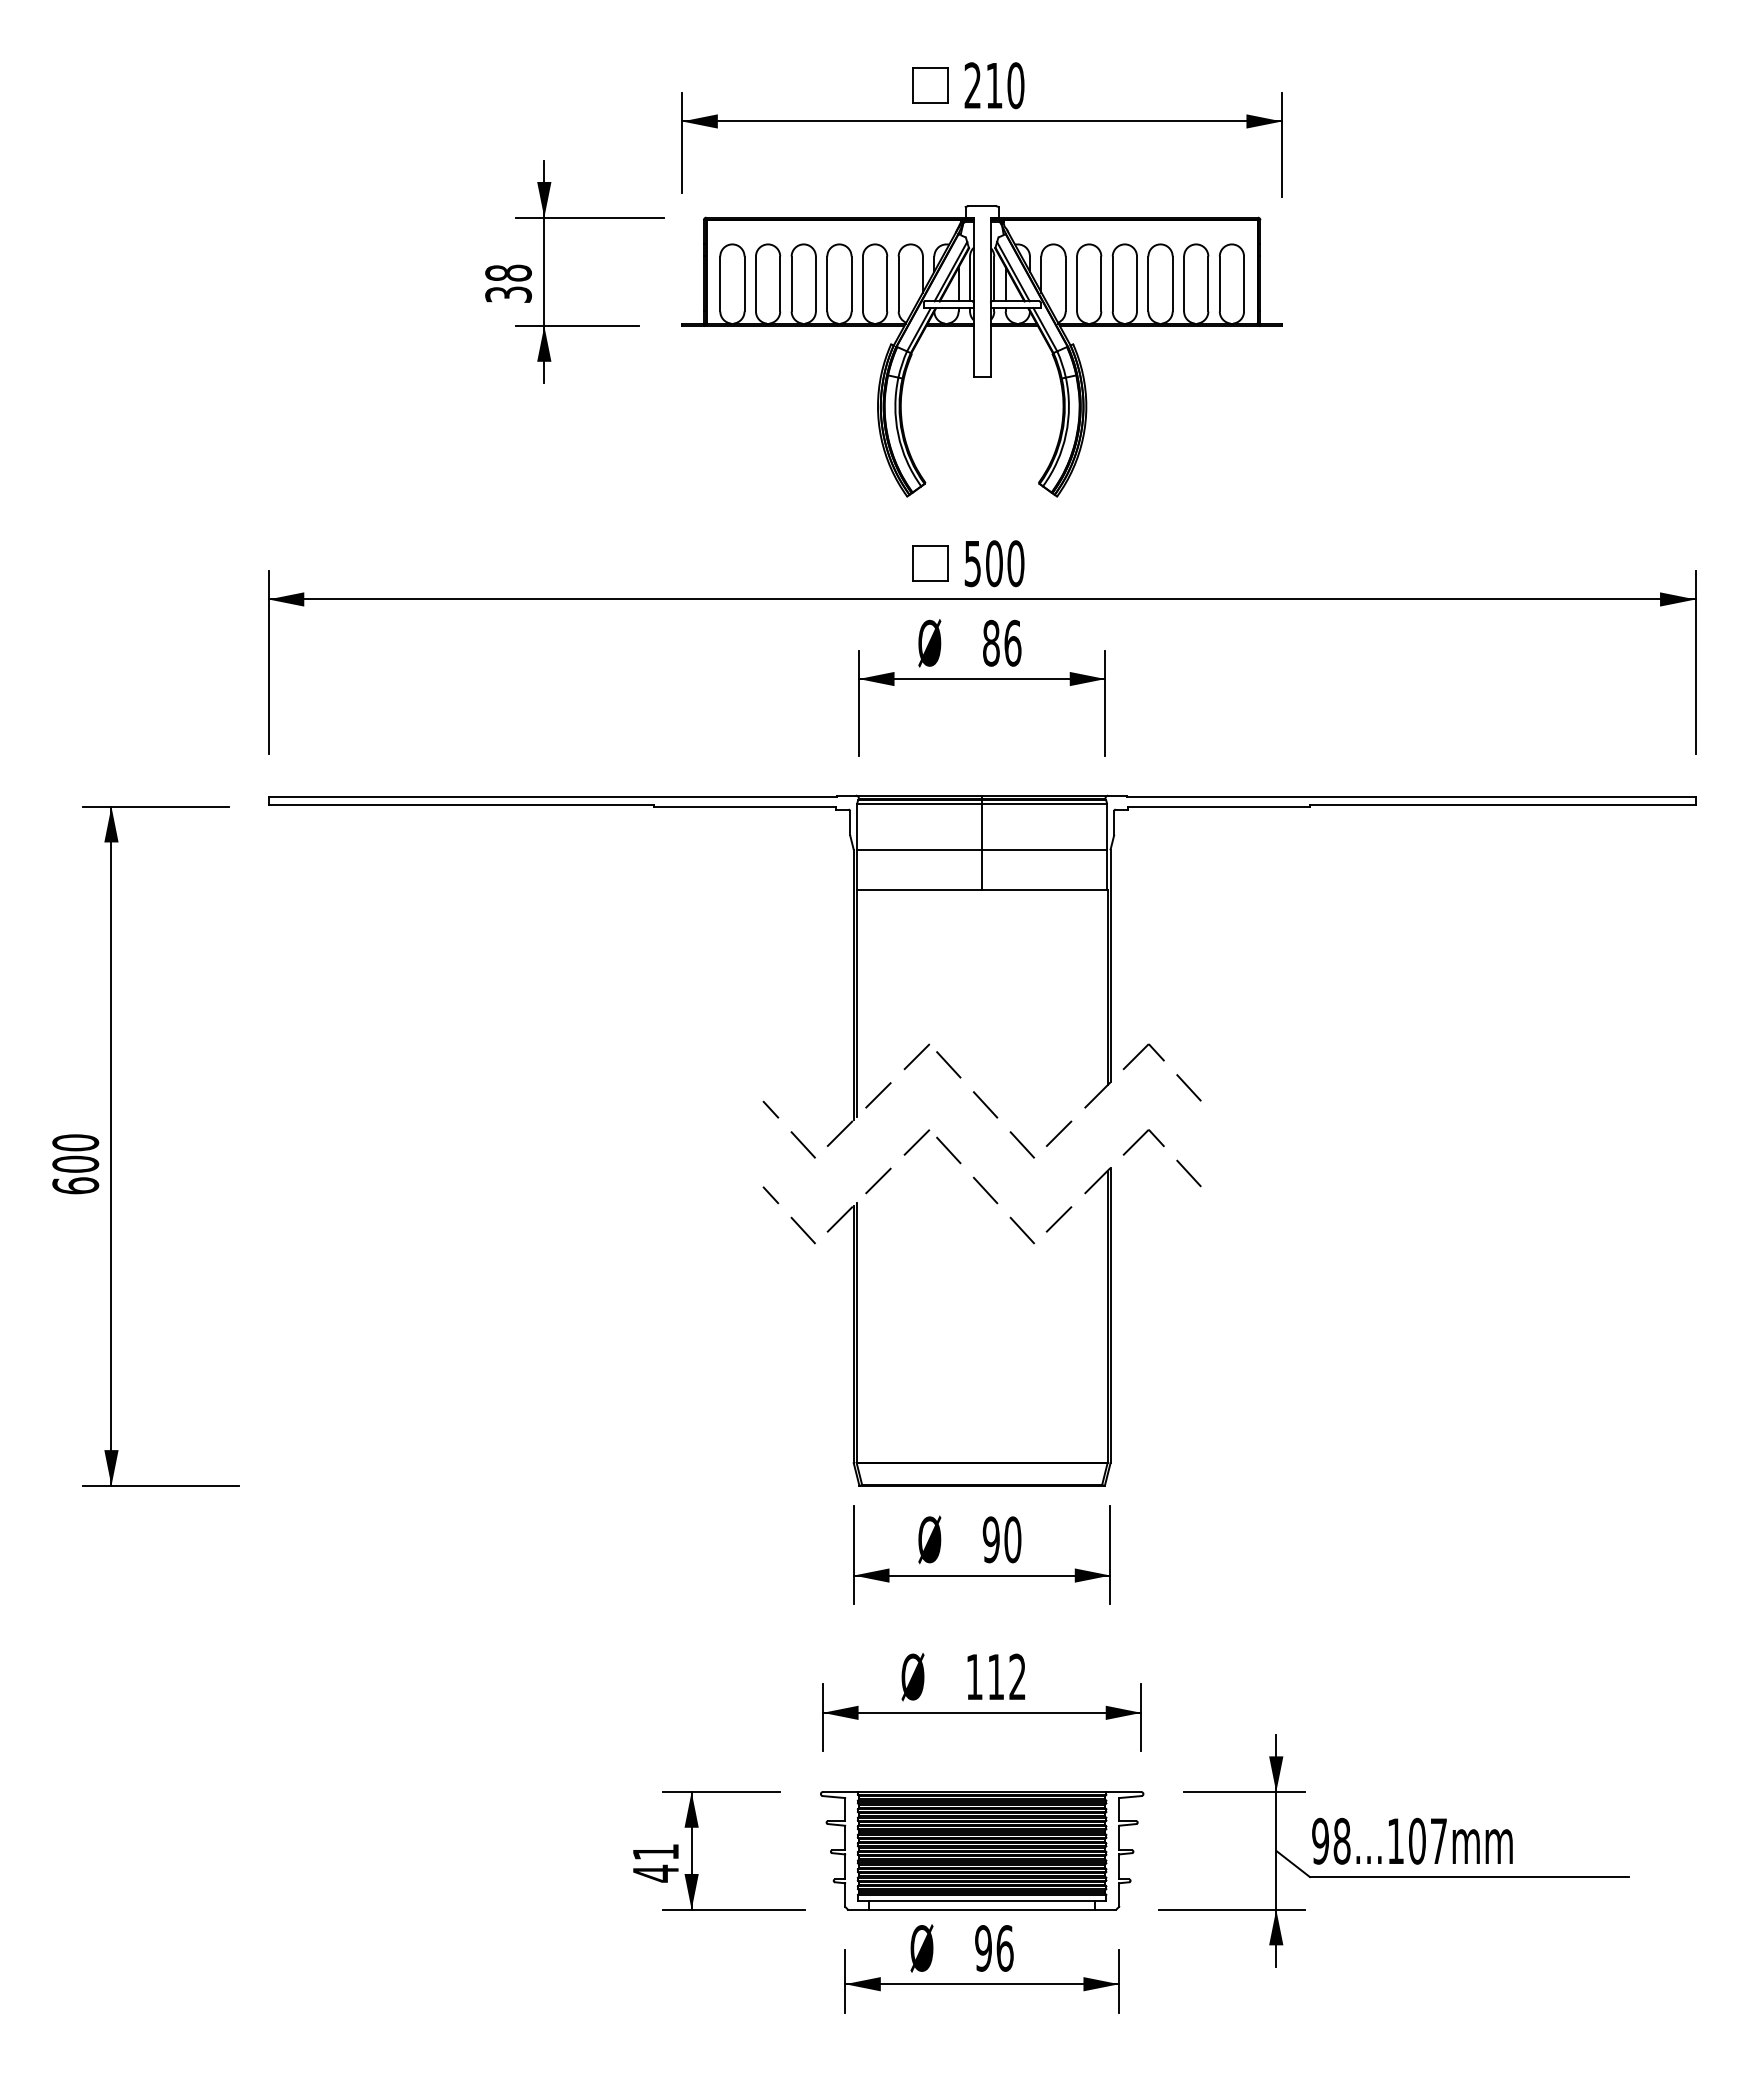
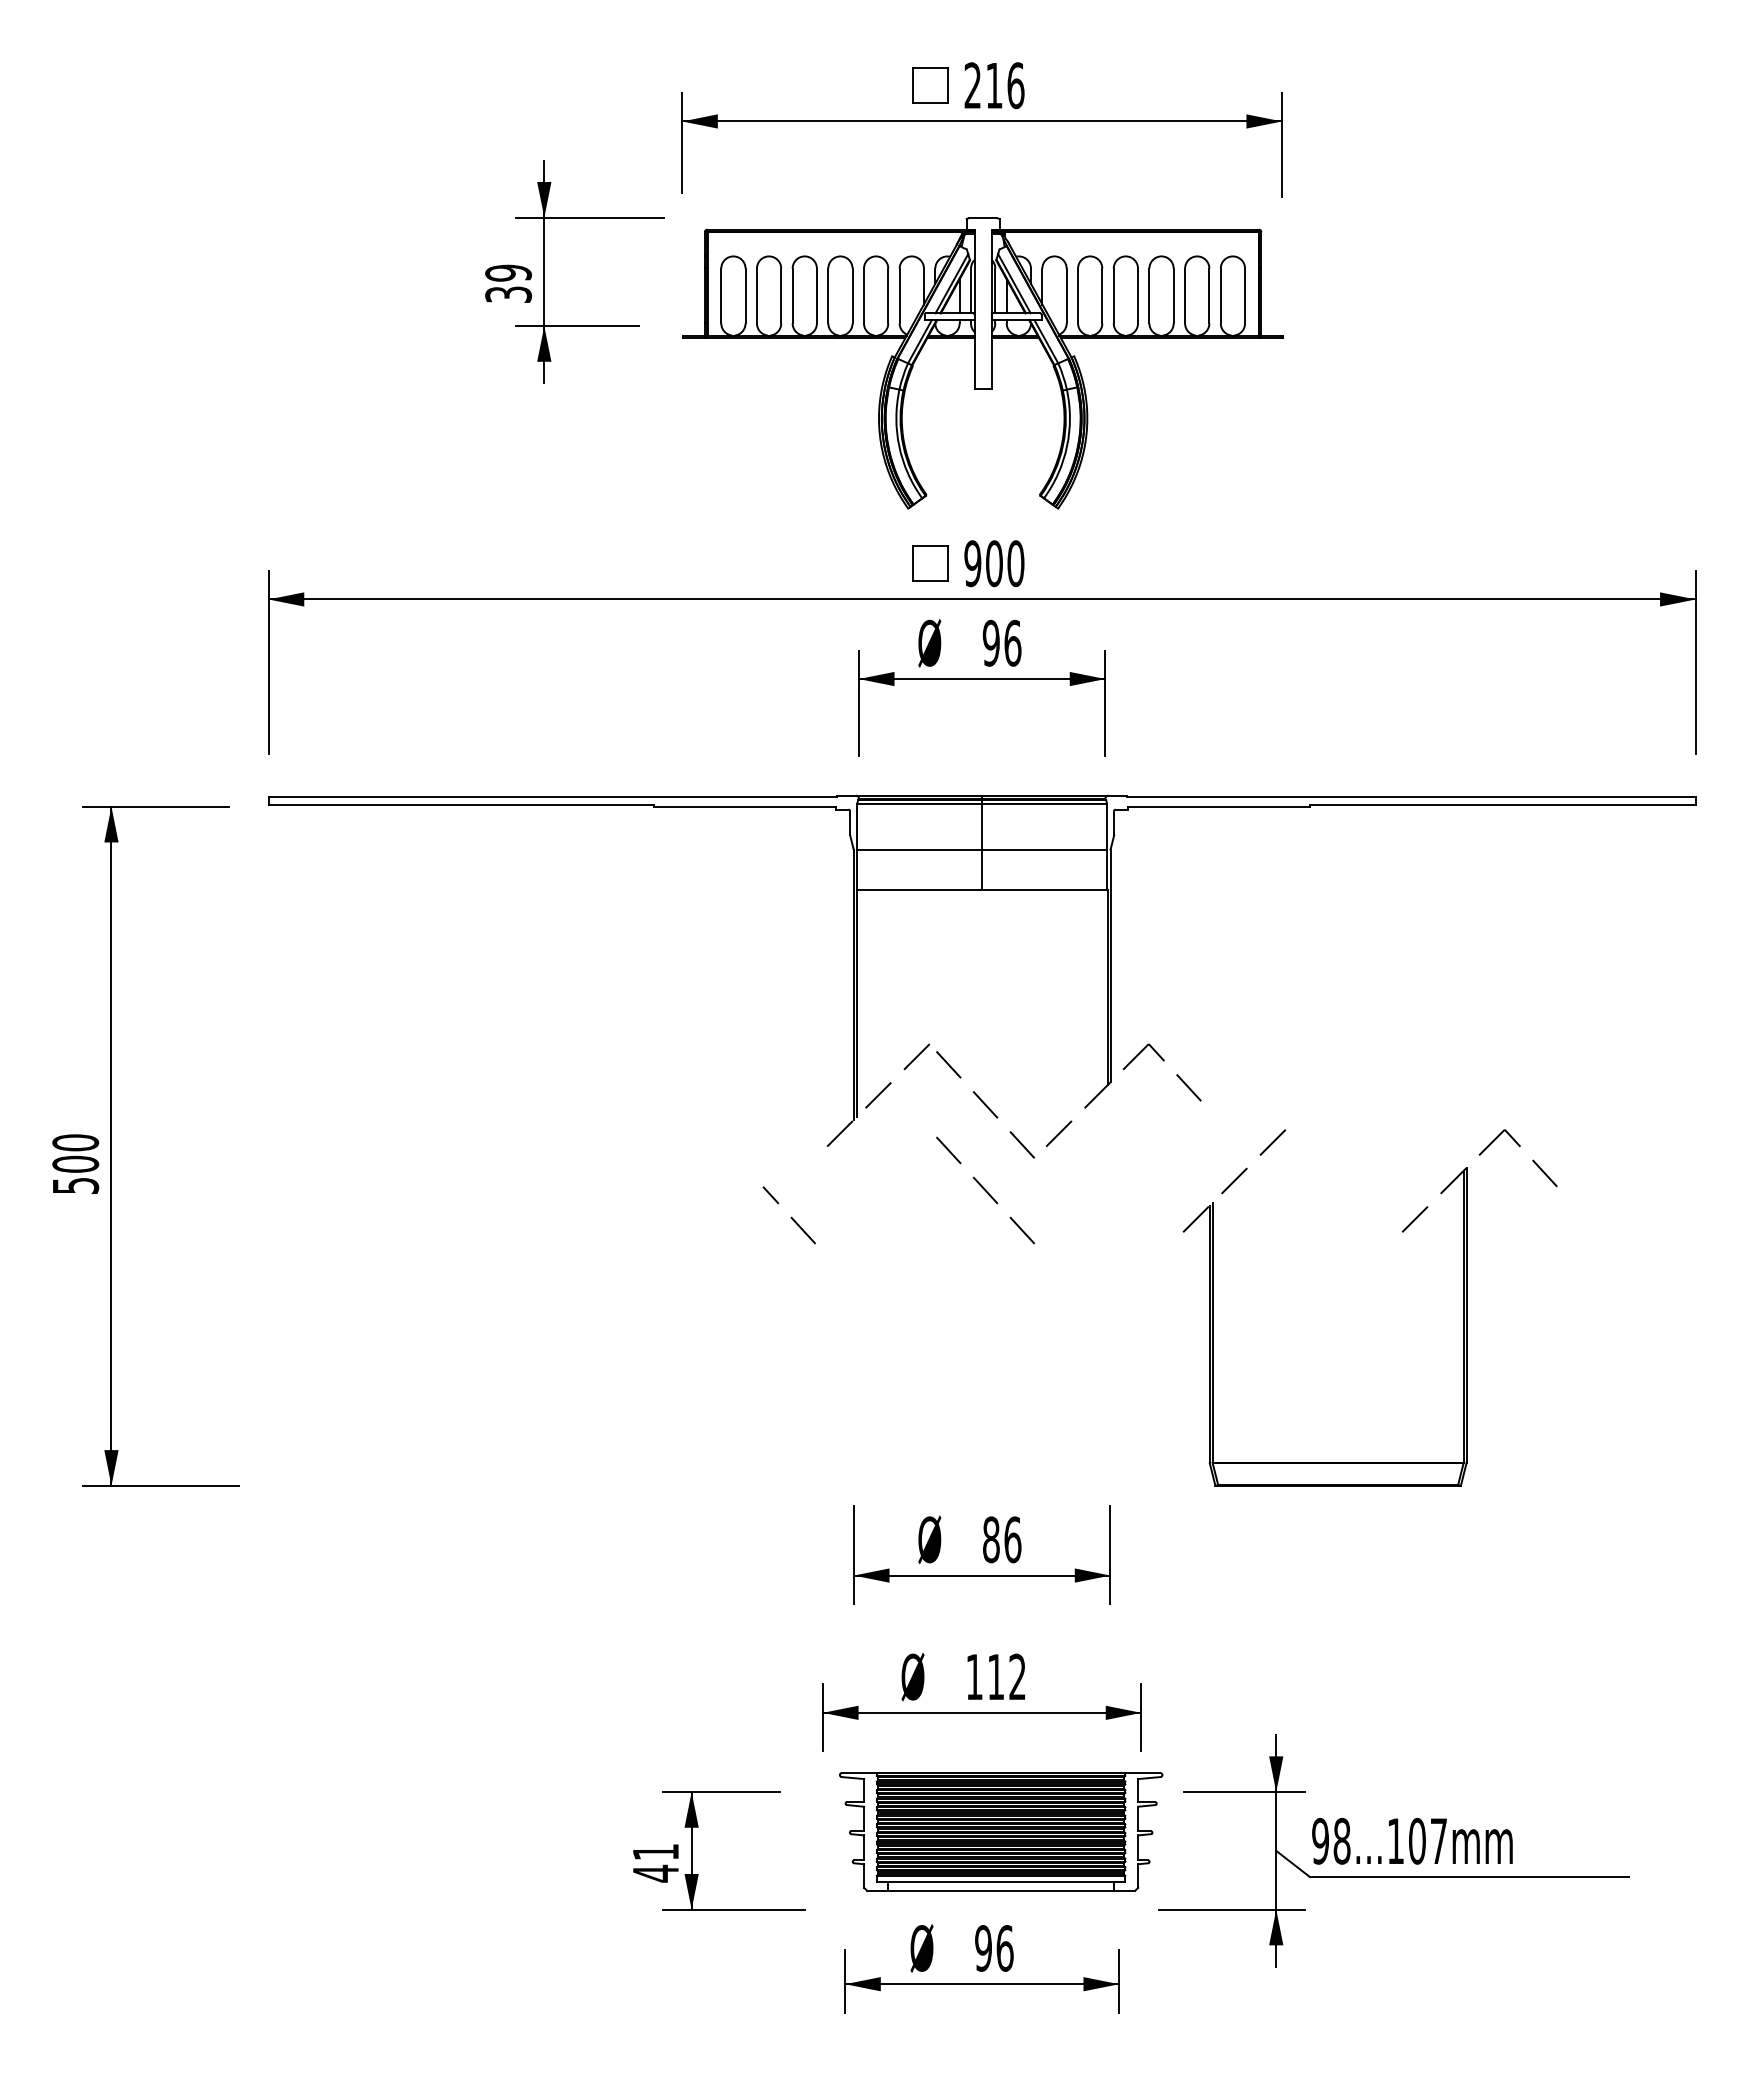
text: 210 -> 216 (1015, 85)
text: 38 -> 39 (508, 272)
part position: (981, 351) -> (982, 363) (982, 363)
text: 500 -> 900 (972, 563)
text: 86 -> 96 (990, 643)
line: present -> none (791, 1131)
text: 600 -> 500 (75, 1185)
part position: (1046, 1232) -> (1402, 1232) (1402, 1232)
text: 90 -> 86 (1001, 1539)
part position: (982, 1850) -> (1001, 1831) (1001, 1831)
